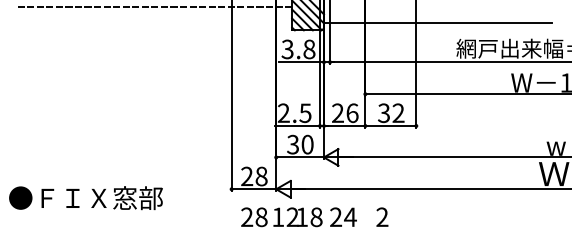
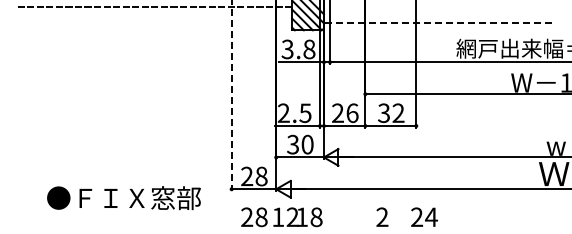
line: solid -> dashed (437, 23)
line: solid -> dashed (231, 95)
text position: (85, 198) -> (123, 198) (123, 198)
text position: (343, 216) -> (424, 216) (424, 216)
